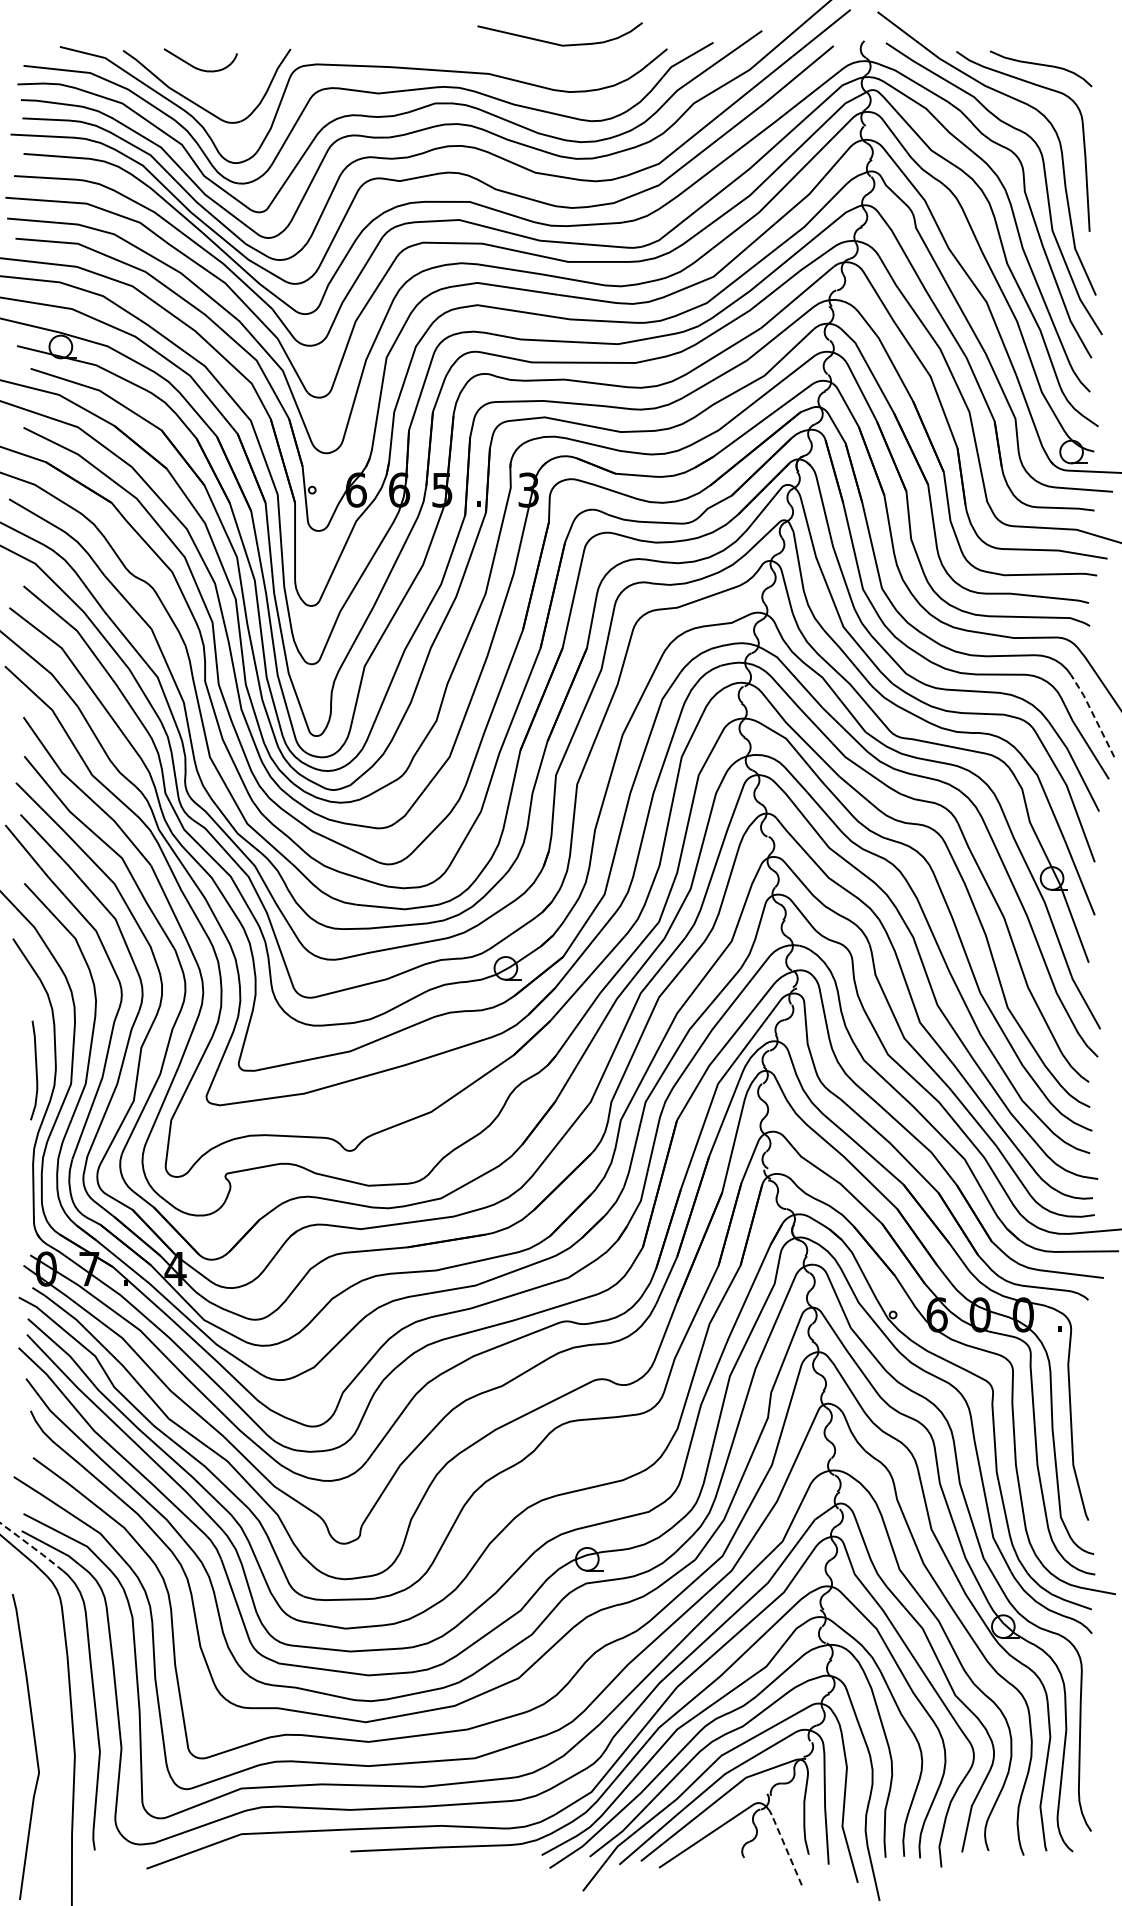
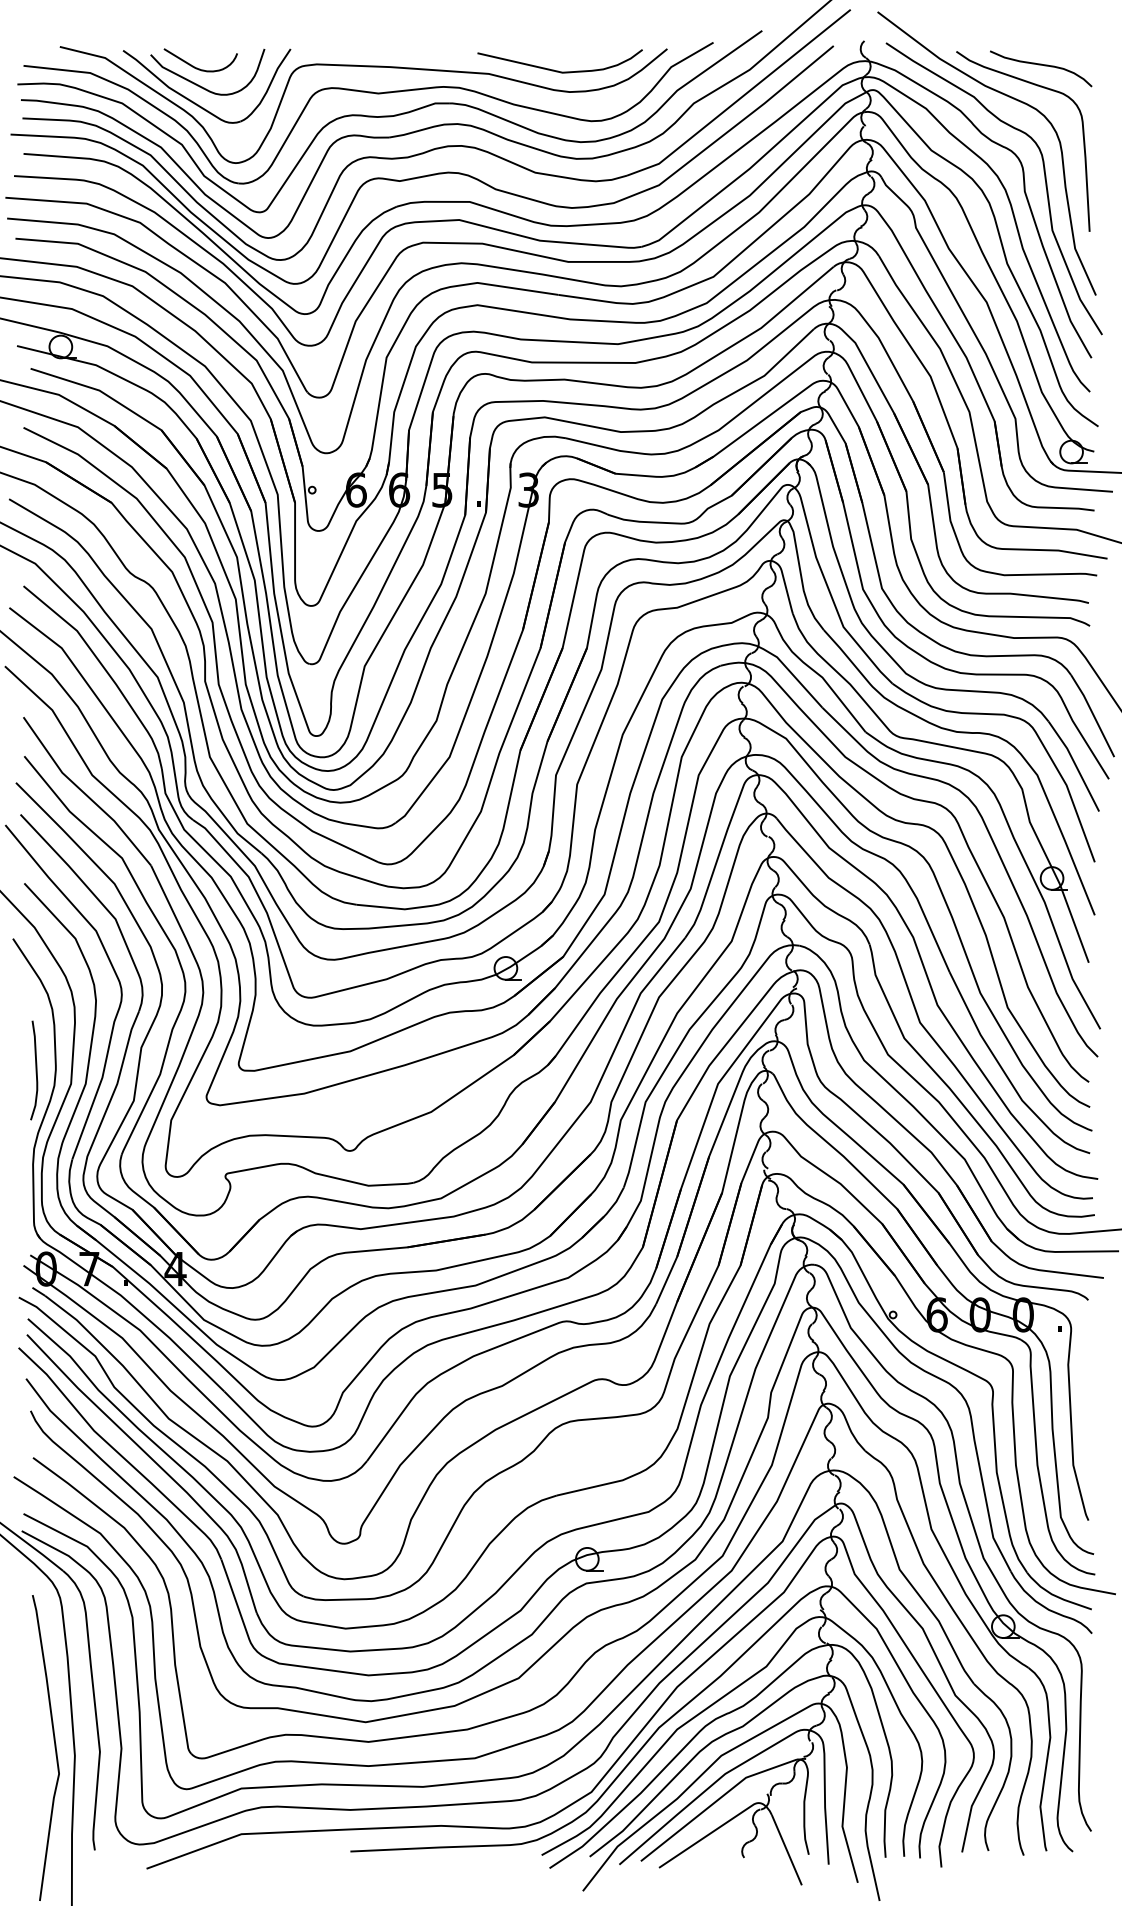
curve position: (558, 43) -> (558, 70) (558, 70)
curve: none -> present (200, 85)
line: dashed -> solid (1093, 714)
line: dashed -> solid (32, 1547)
curve position: (34, 1746) -> (54, 1747) (54, 1747)
line: dashed -> solid (786, 1849)
